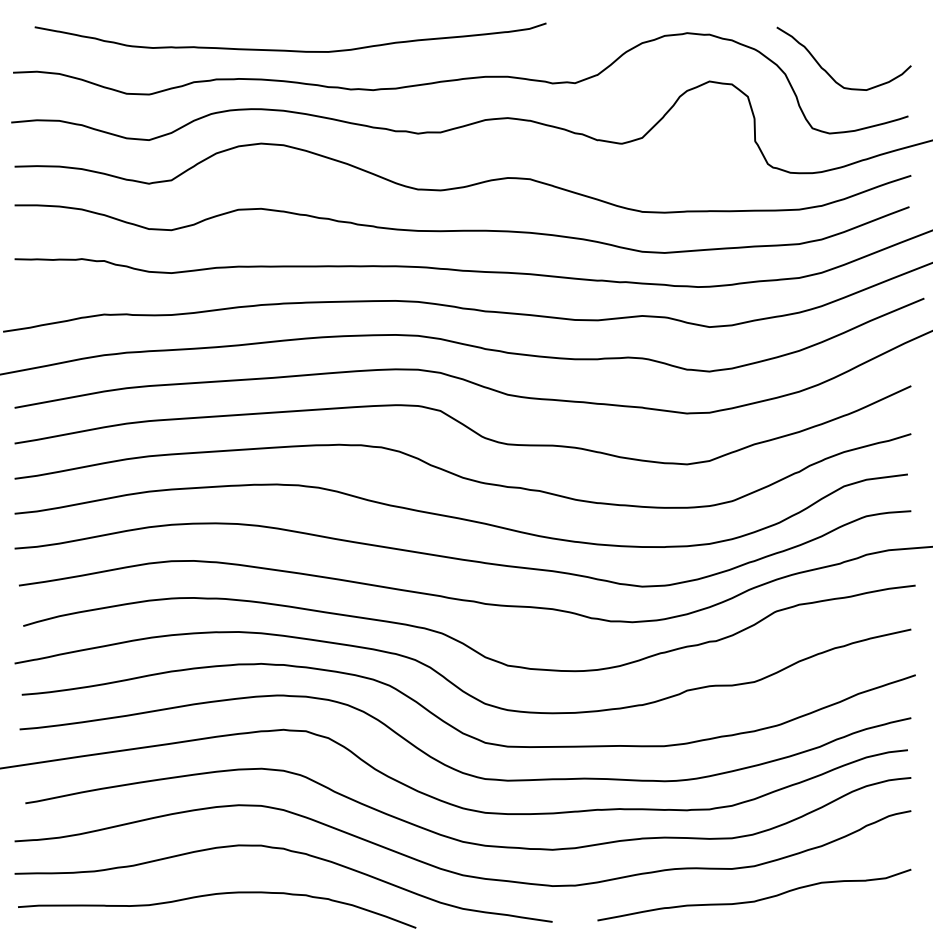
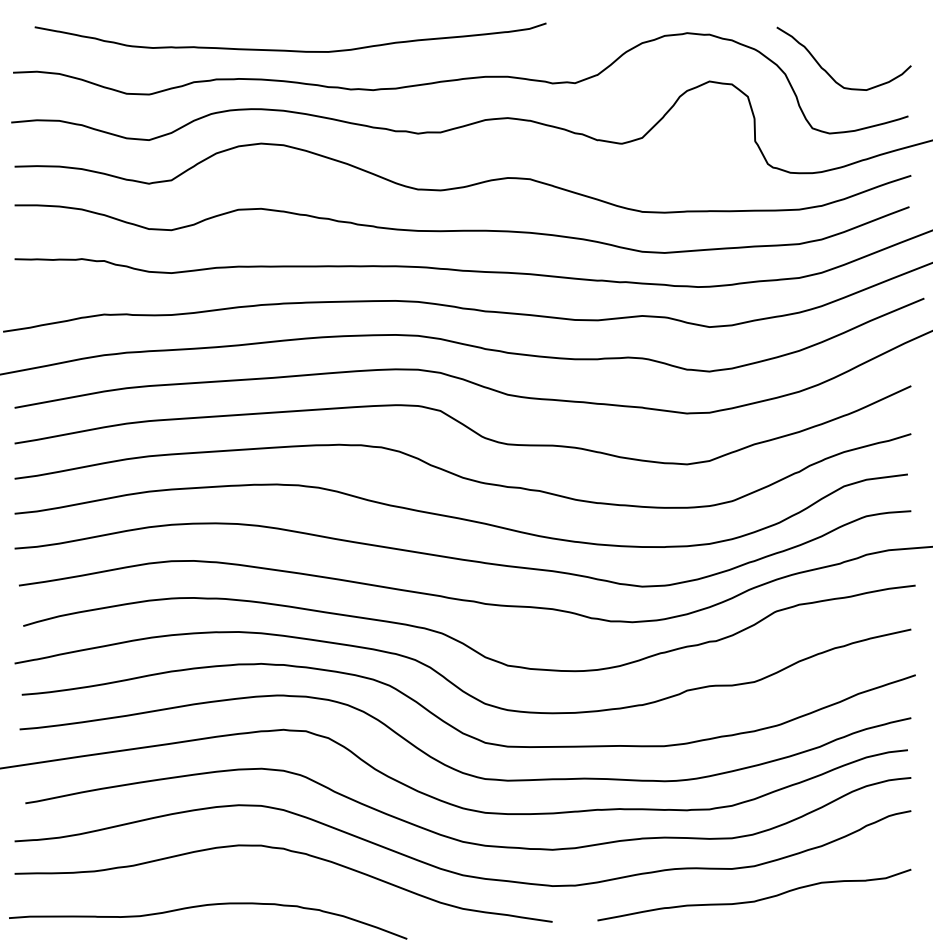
curve position: (214, 895) -> (205, 906) (205, 906)
